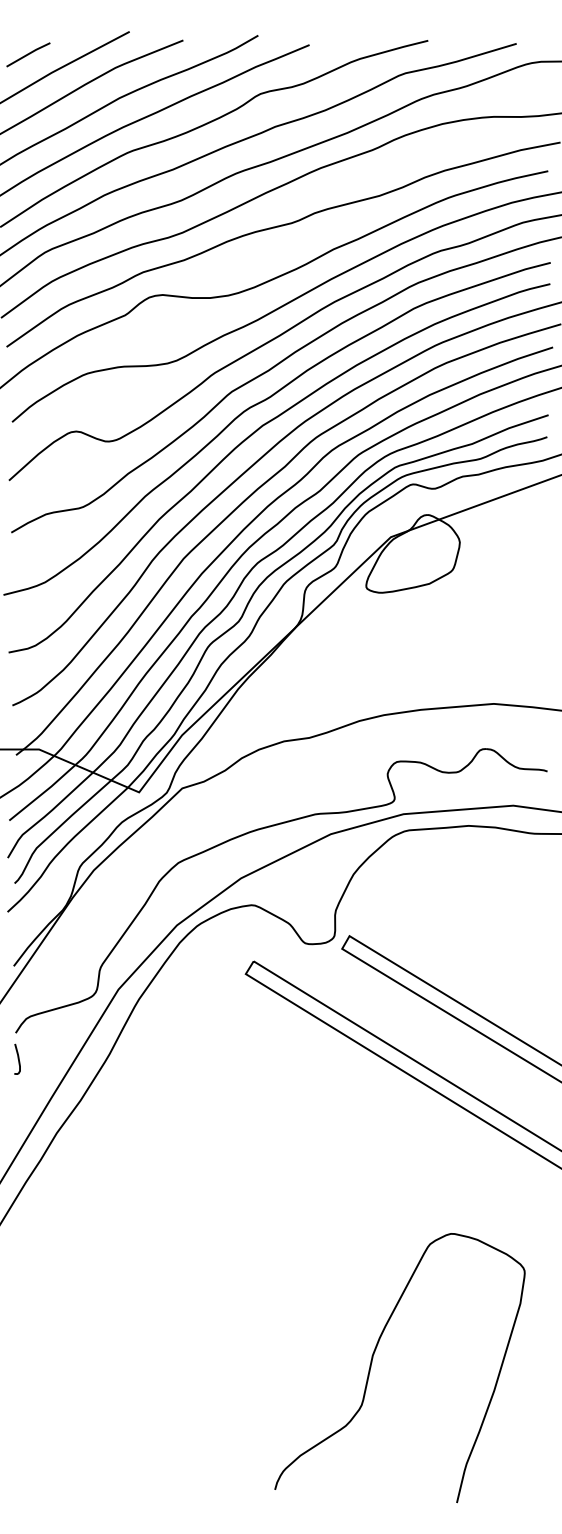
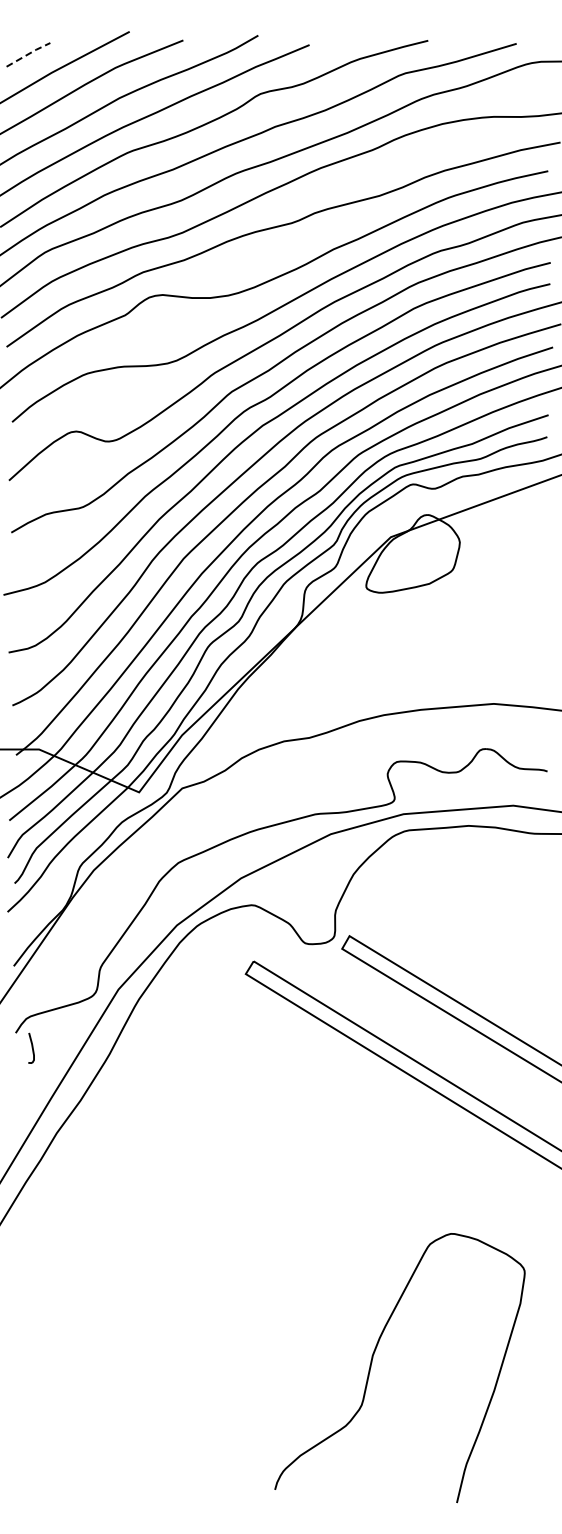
line: solid -> dashed (28, 54)
curve position: (17, 1058) -> (31, 1047) (31, 1047)
